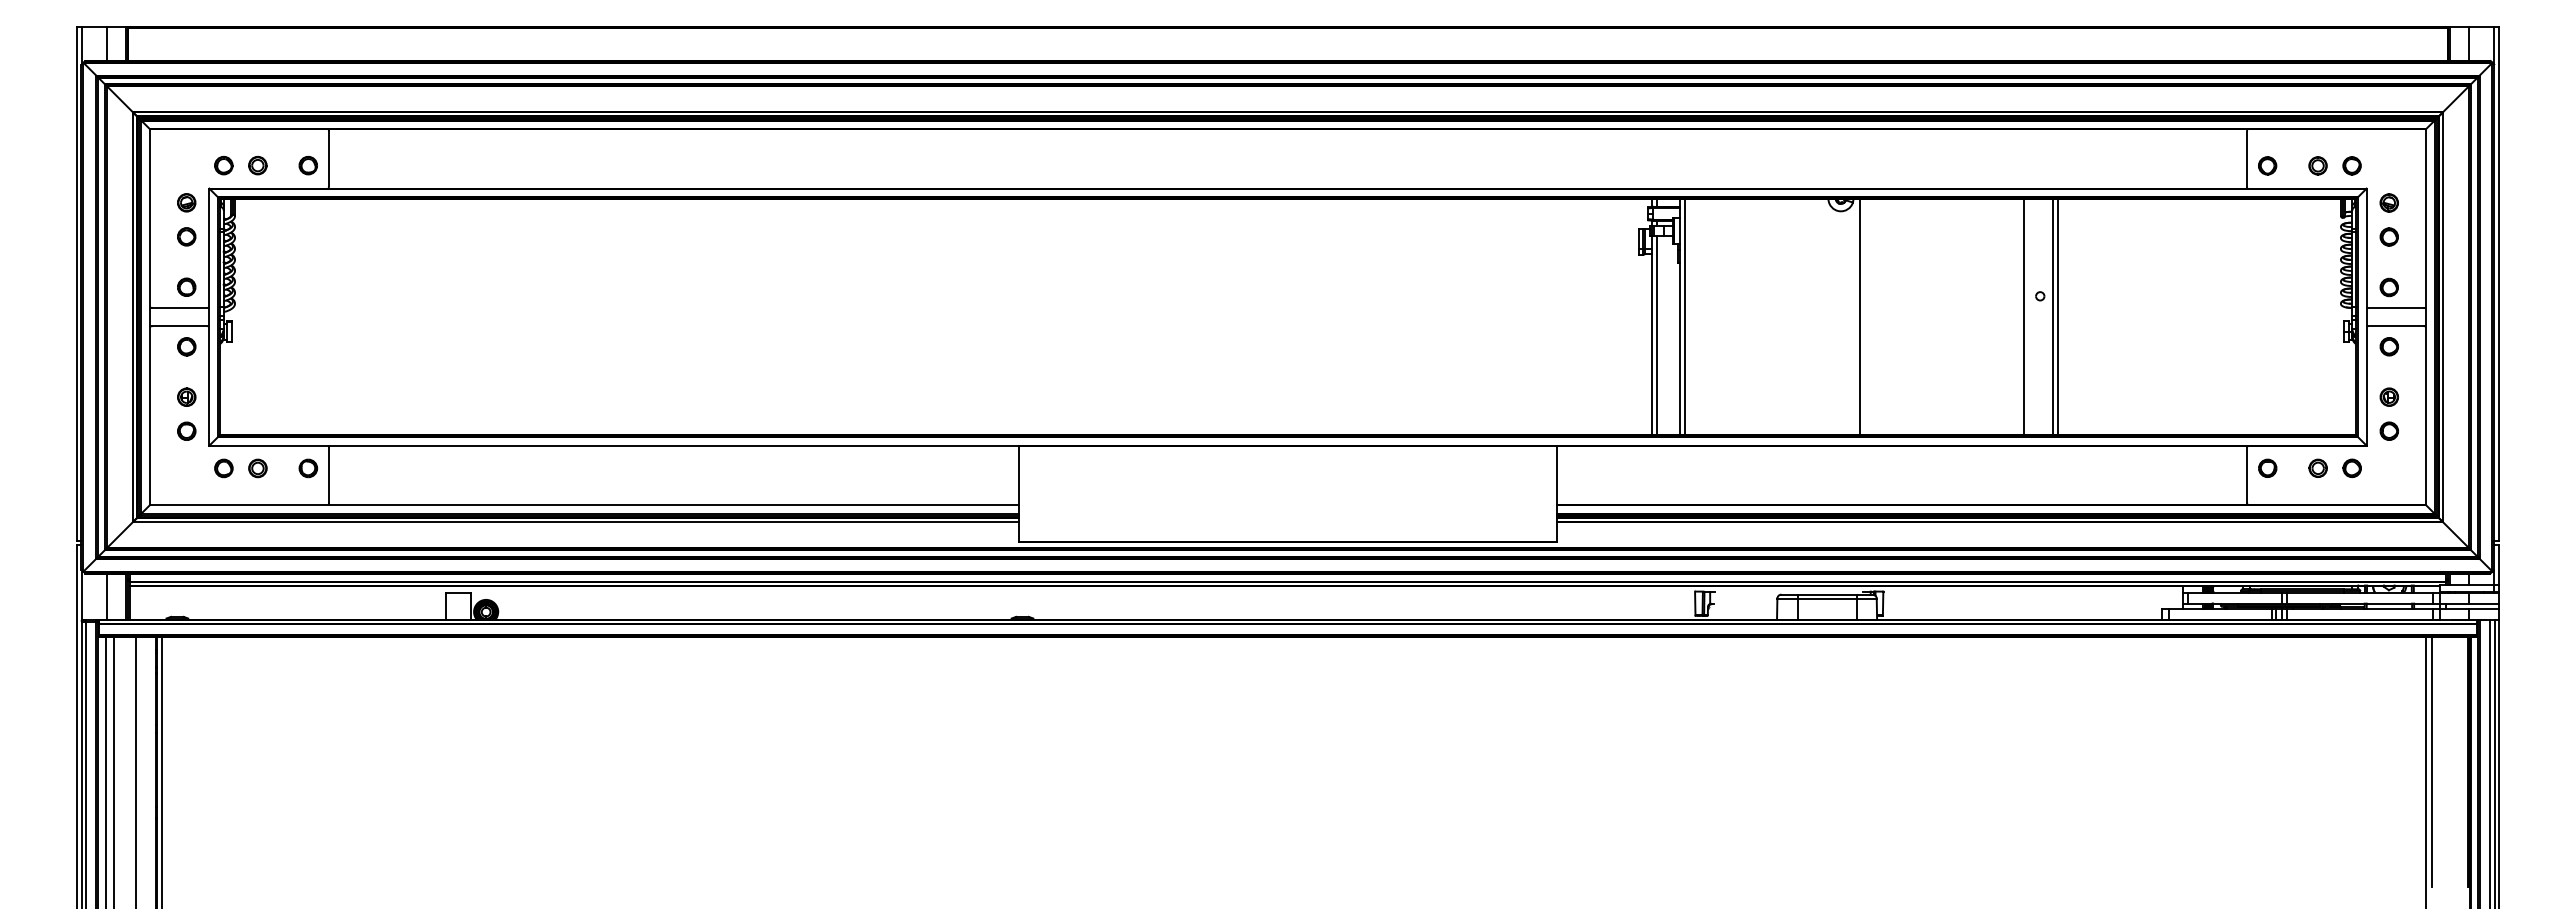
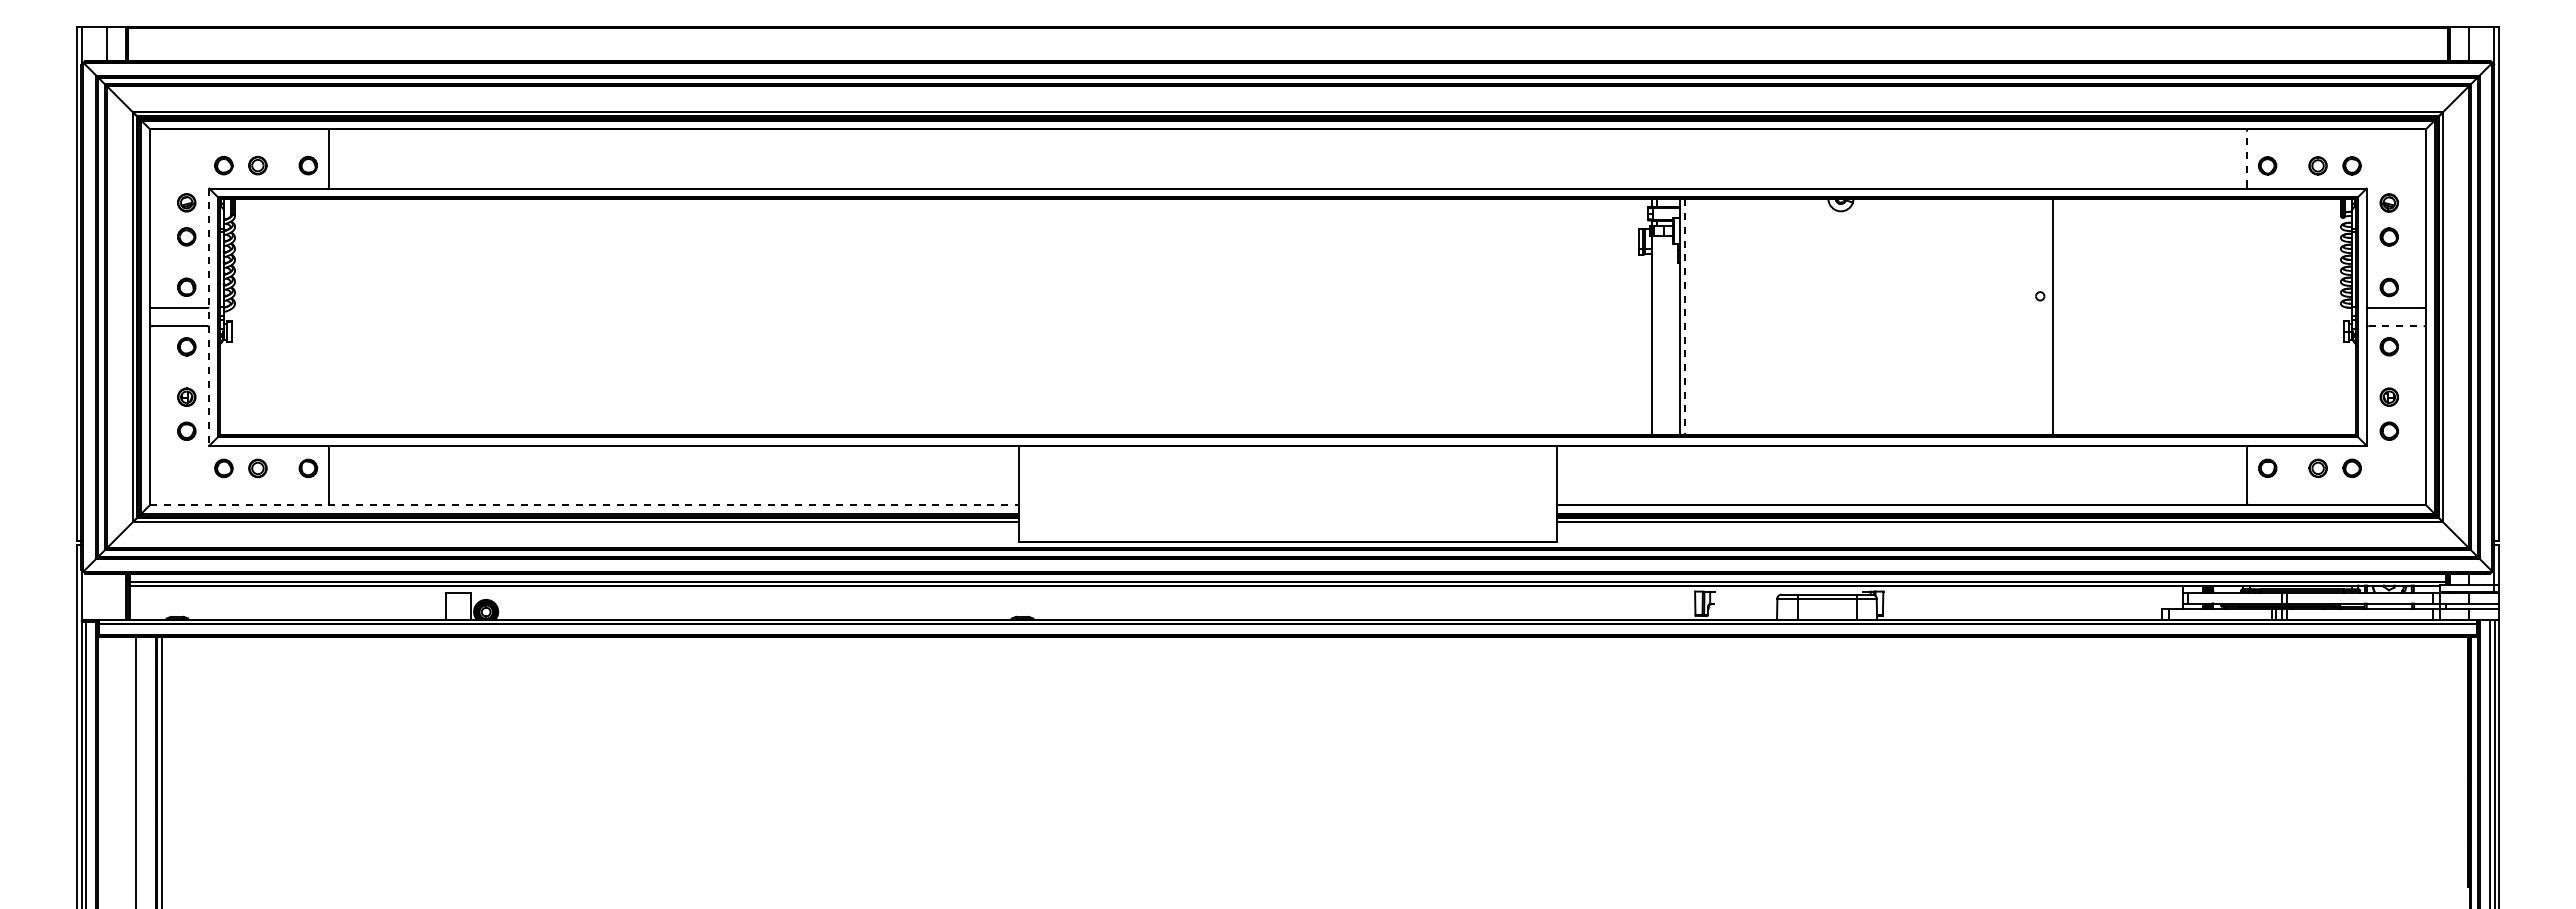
line: solid -> dashed (2247, 158)
line: present -> none (1860, 316)
line: present -> none (2024, 316)
line: present -> none (2057, 316)
line: solid -> dashed (209, 317)
line: solid -> dashed (1684, 317)
line: solid -> dashed (2396, 326)
line: present -> none (1656, 335)
line: solid -> dashed (585, 505)
line: present -> none (106, 596)
line: present -> none (2431, 761)
line: present -> none (105, 770)
line: present -> none (114, 770)
line: present -> none (2426, 770)
